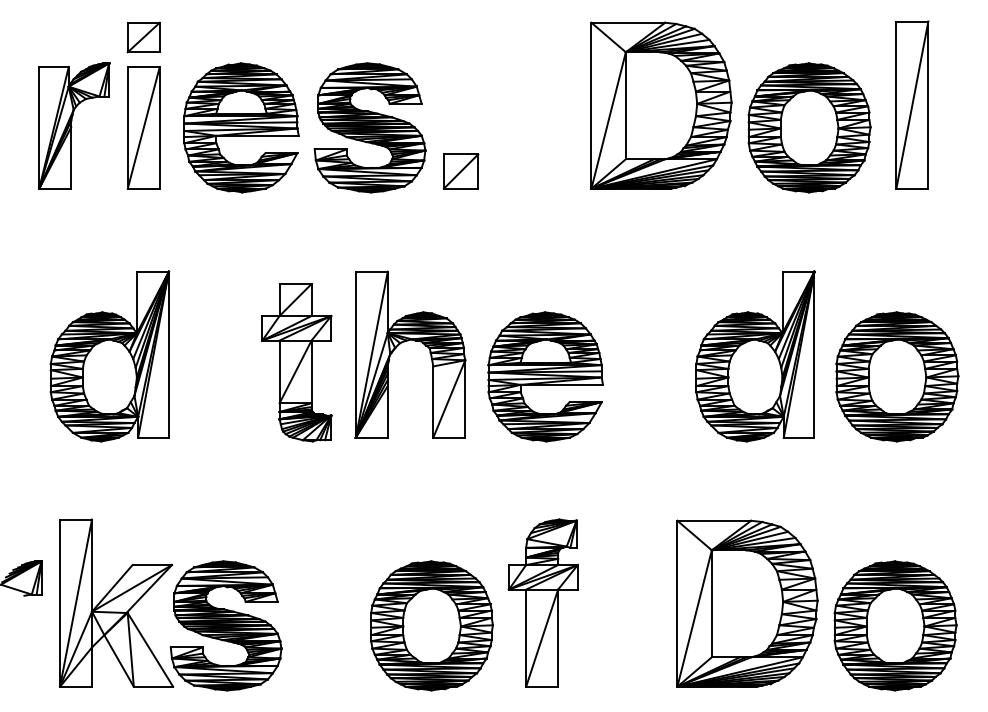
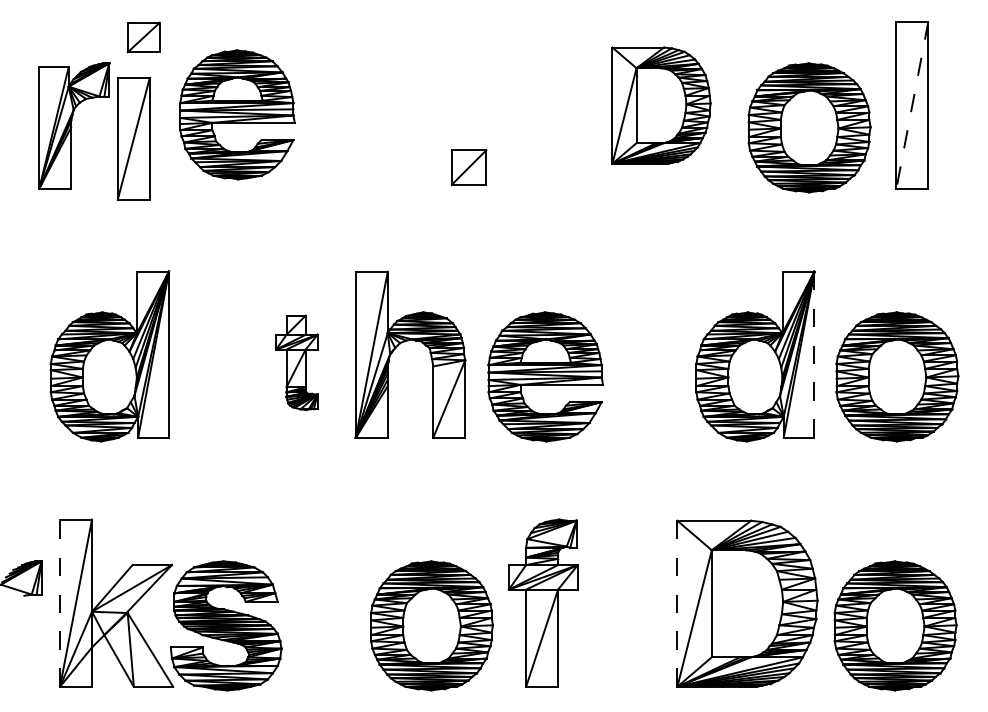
part size: 143x169 px -> 101x119 px (661, 105)
line: solid -> dashed (912, 105)
part position: (143, 127) -> (133, 138) (133, 138)
part position: (241, 127) -> (237, 114) (237, 114)
part: present -> none (369, 127)
part position: (460, 171) -> (468, 167) (468, 167)
line: solid -> dashed (814, 355)
part size: 72x160 px -> 44x98 px (296, 362)
line: solid -> dashed (60, 603)
line: solid -> dashed (677, 603)
